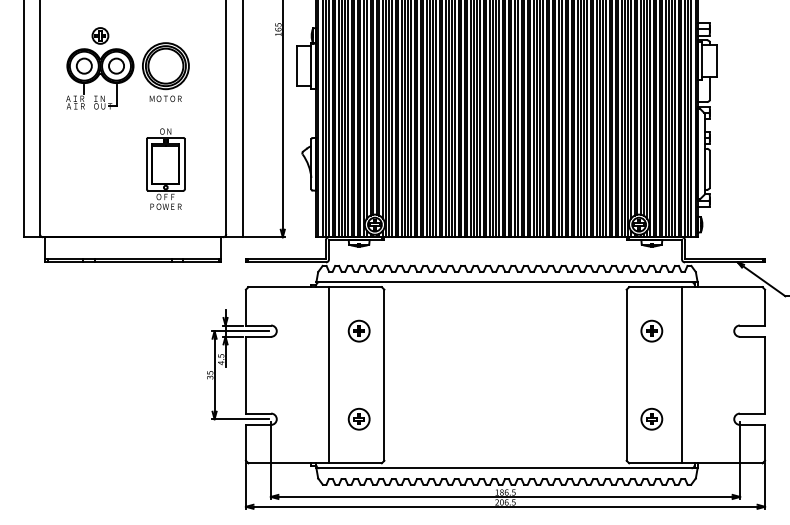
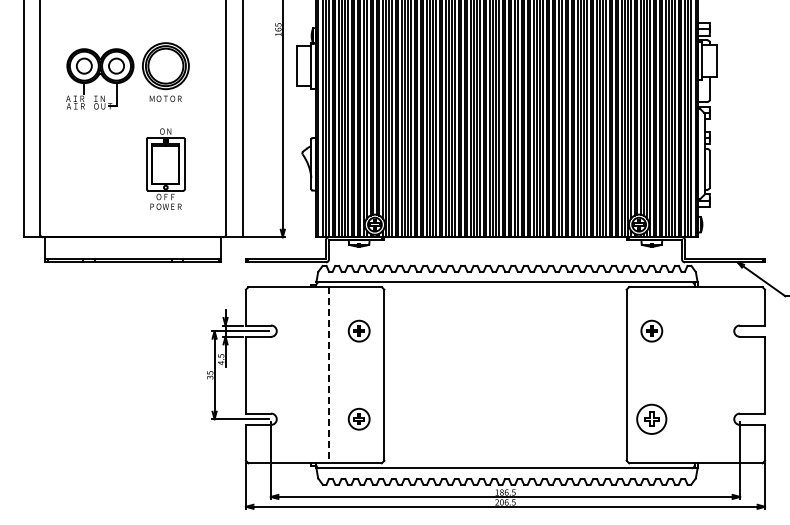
part: present -> none (100, 35)
line: solid -> dashed (329, 375)
line: present -> none (682, 375)
part size: 24x24 px -> 32x32 px (651, 418)
